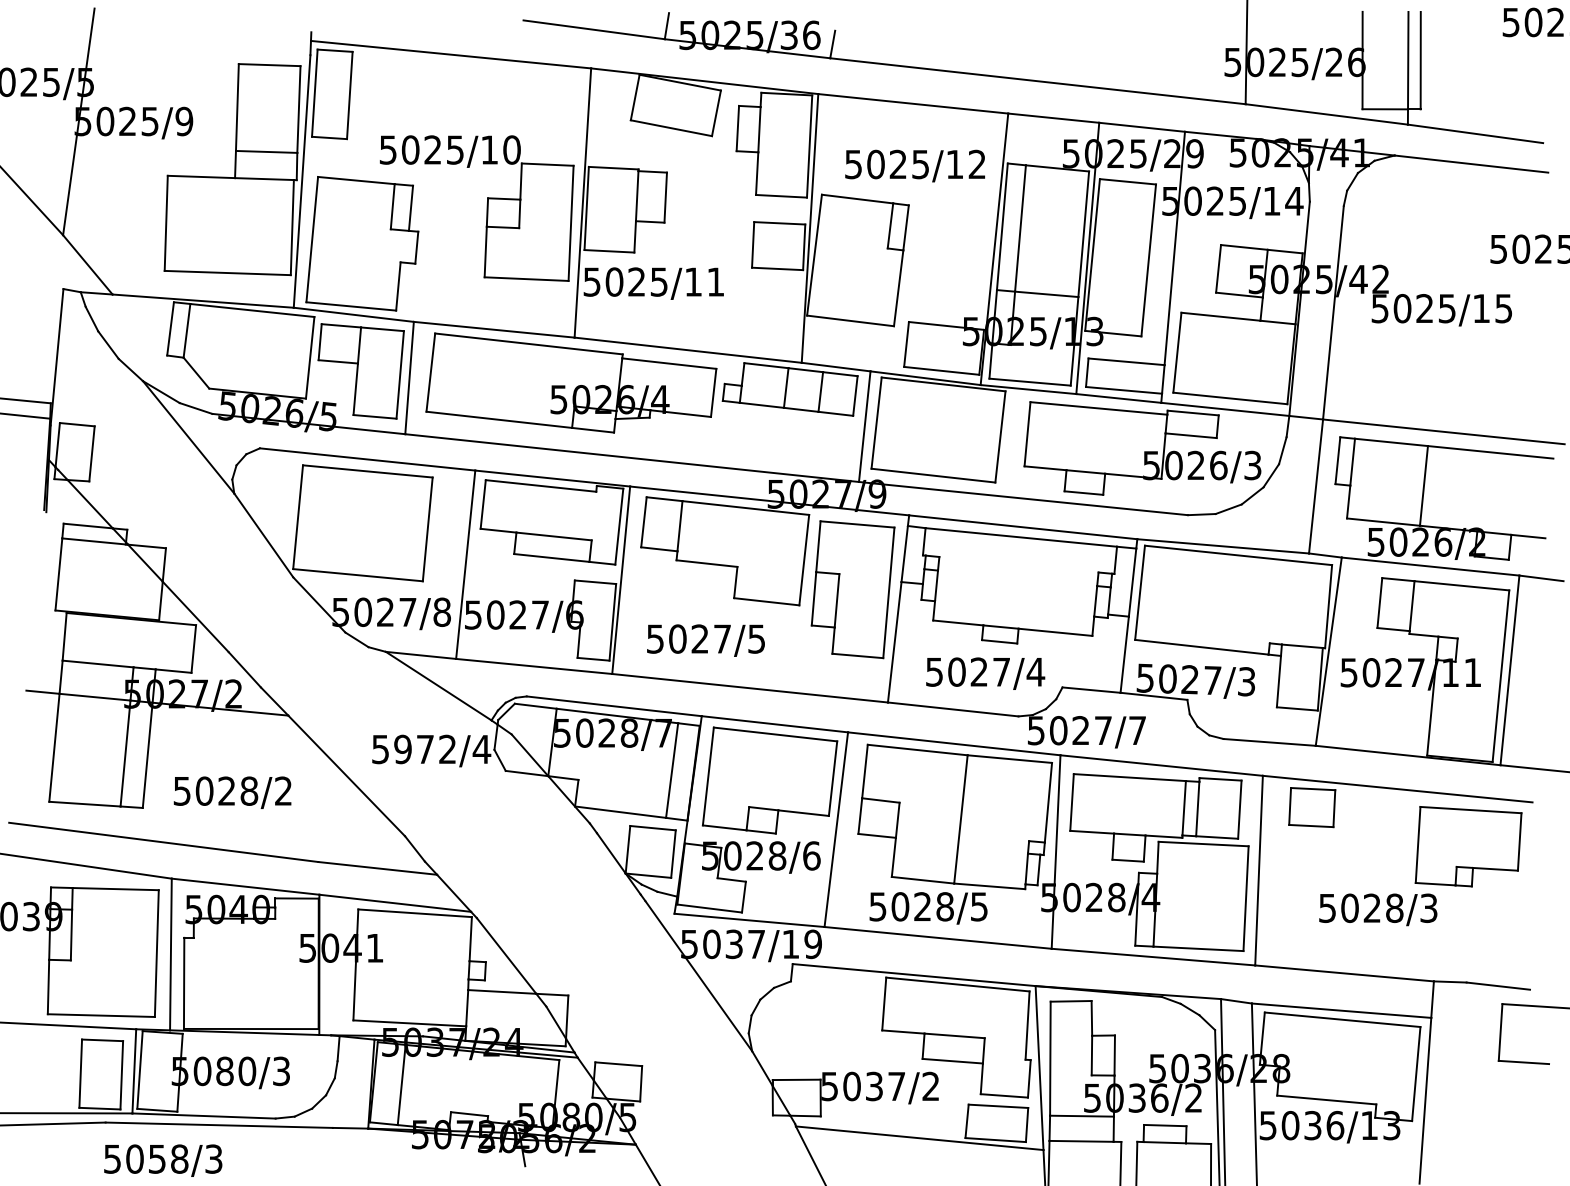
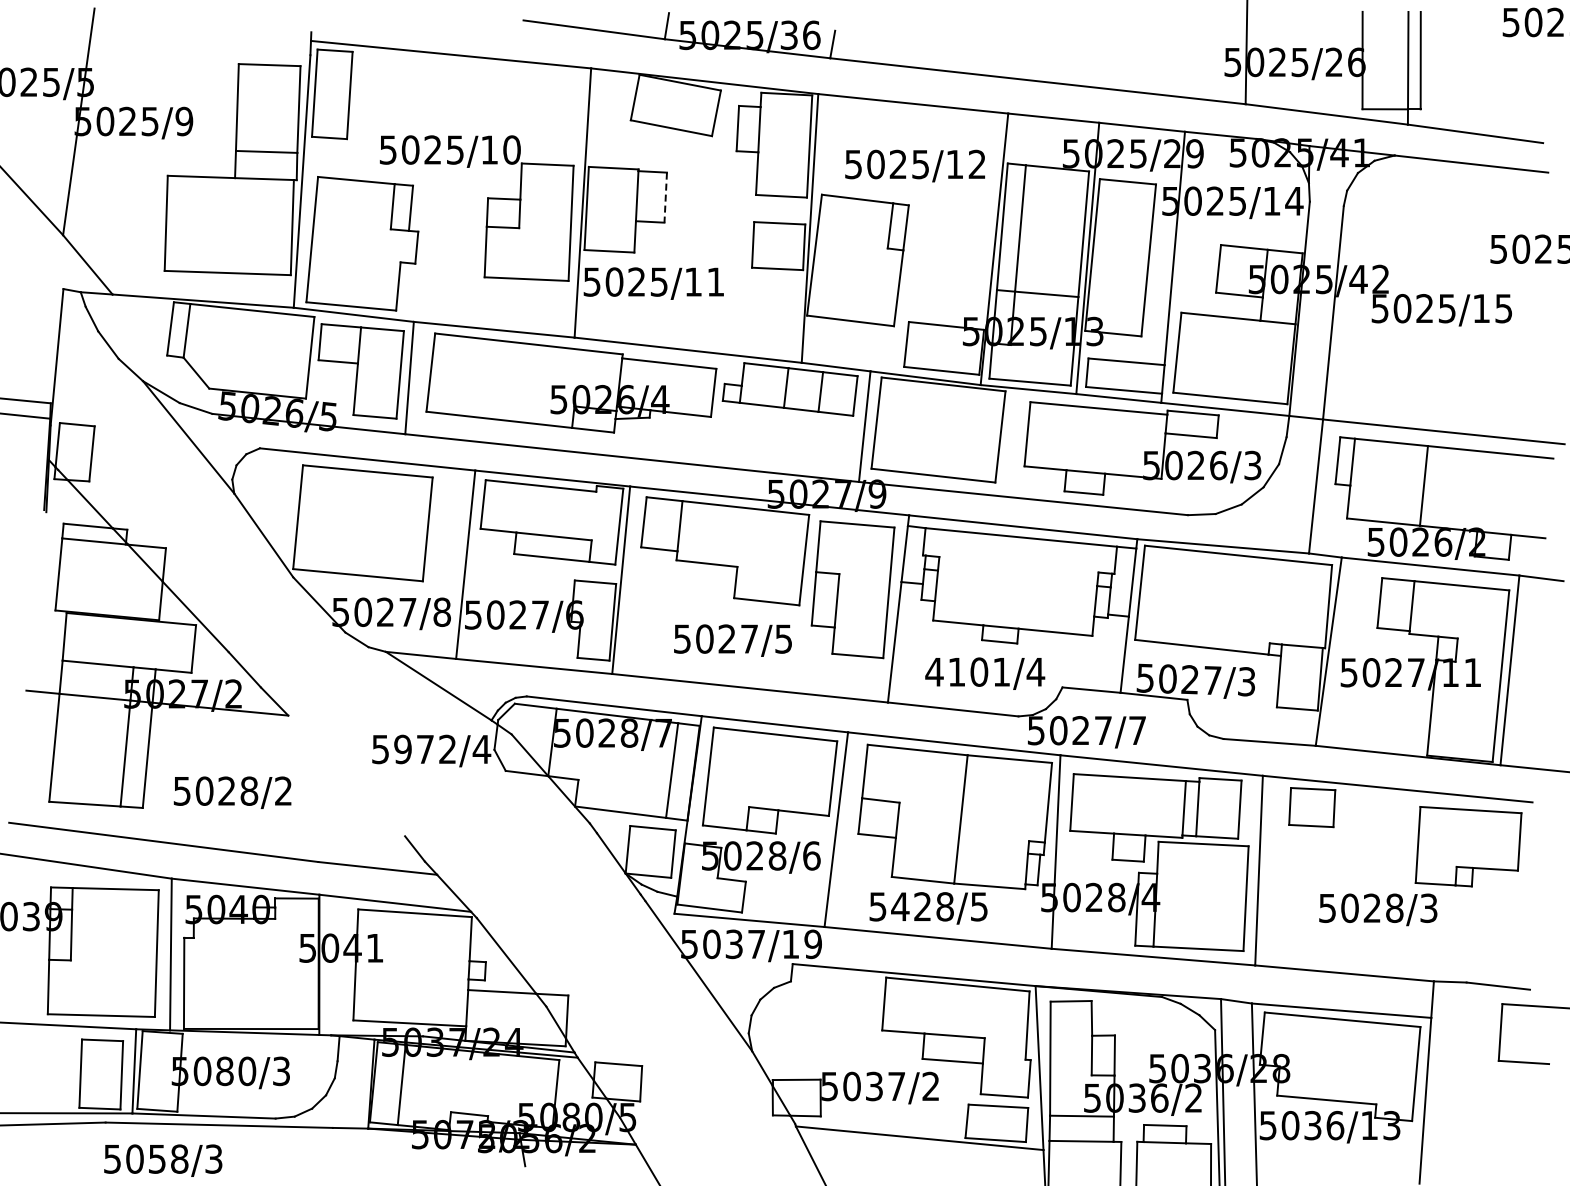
line: solid -> dashed (665, 198)
text position: (705, 640) -> (732, 640) (732, 640)
text: 5027/4 -> 4101/4 (967, 671)
line: present -> none (346, 775)
text: 5028/5 -> 5428/5 (900, 906)
